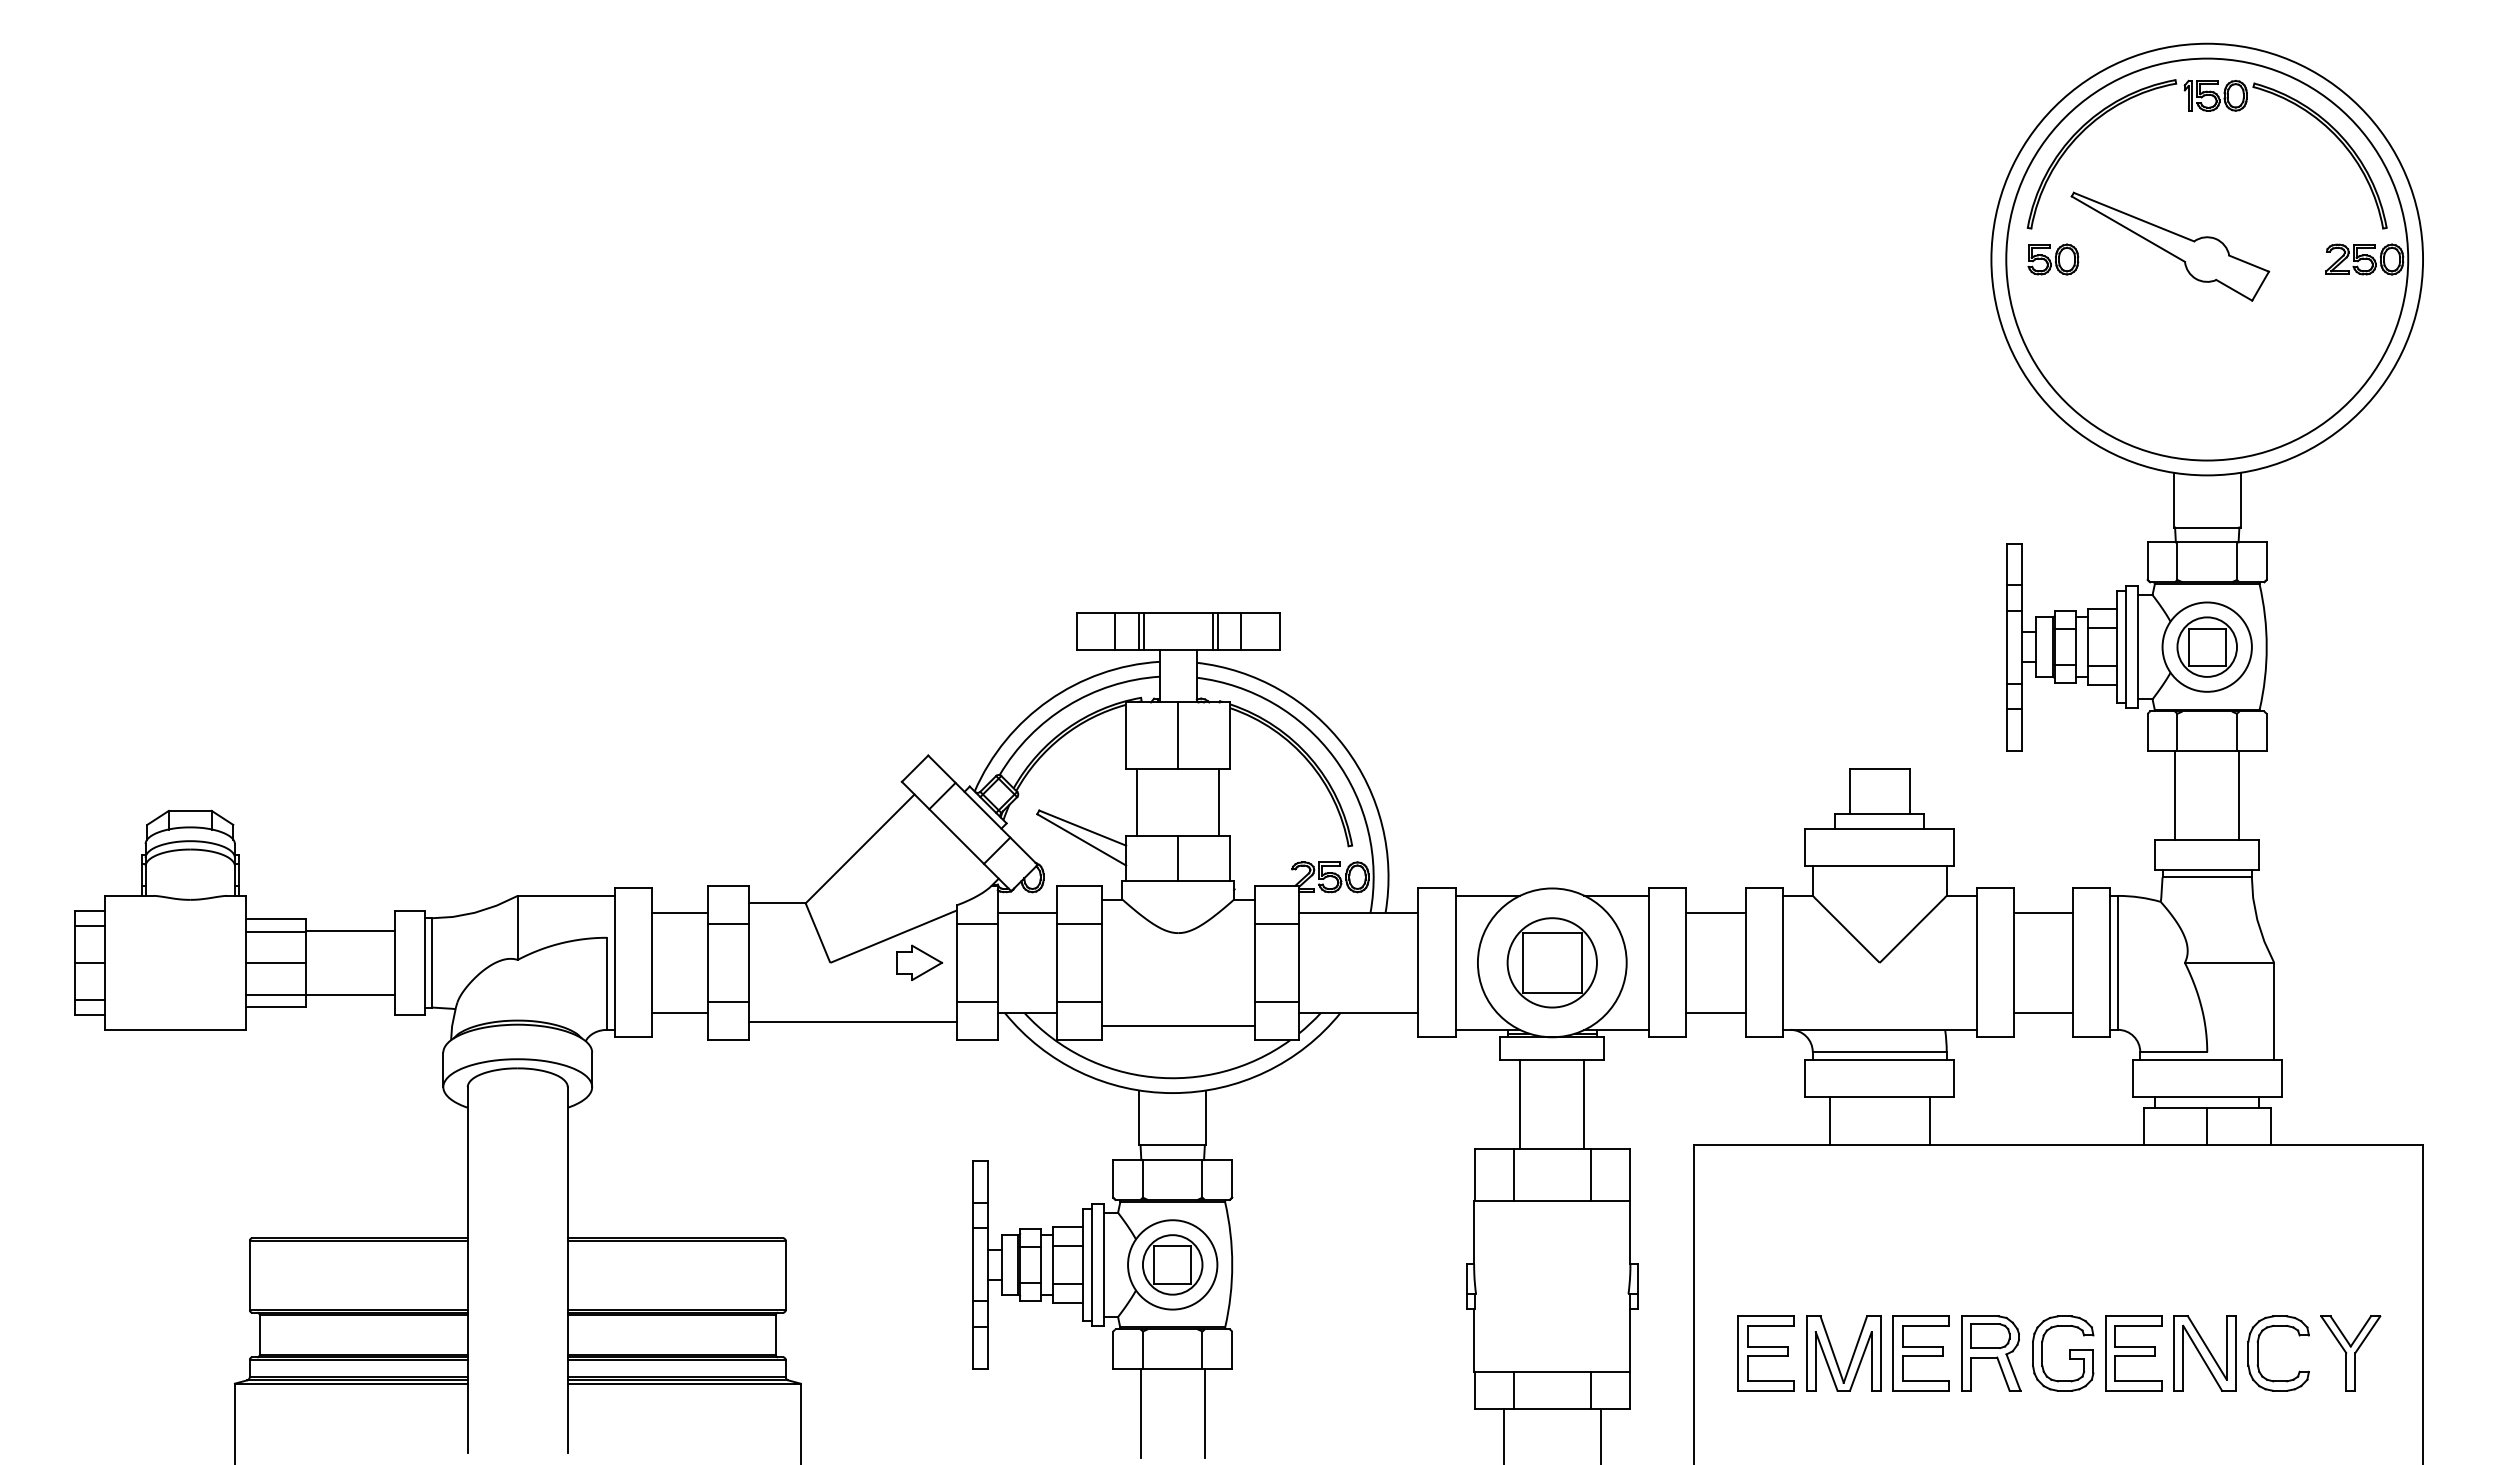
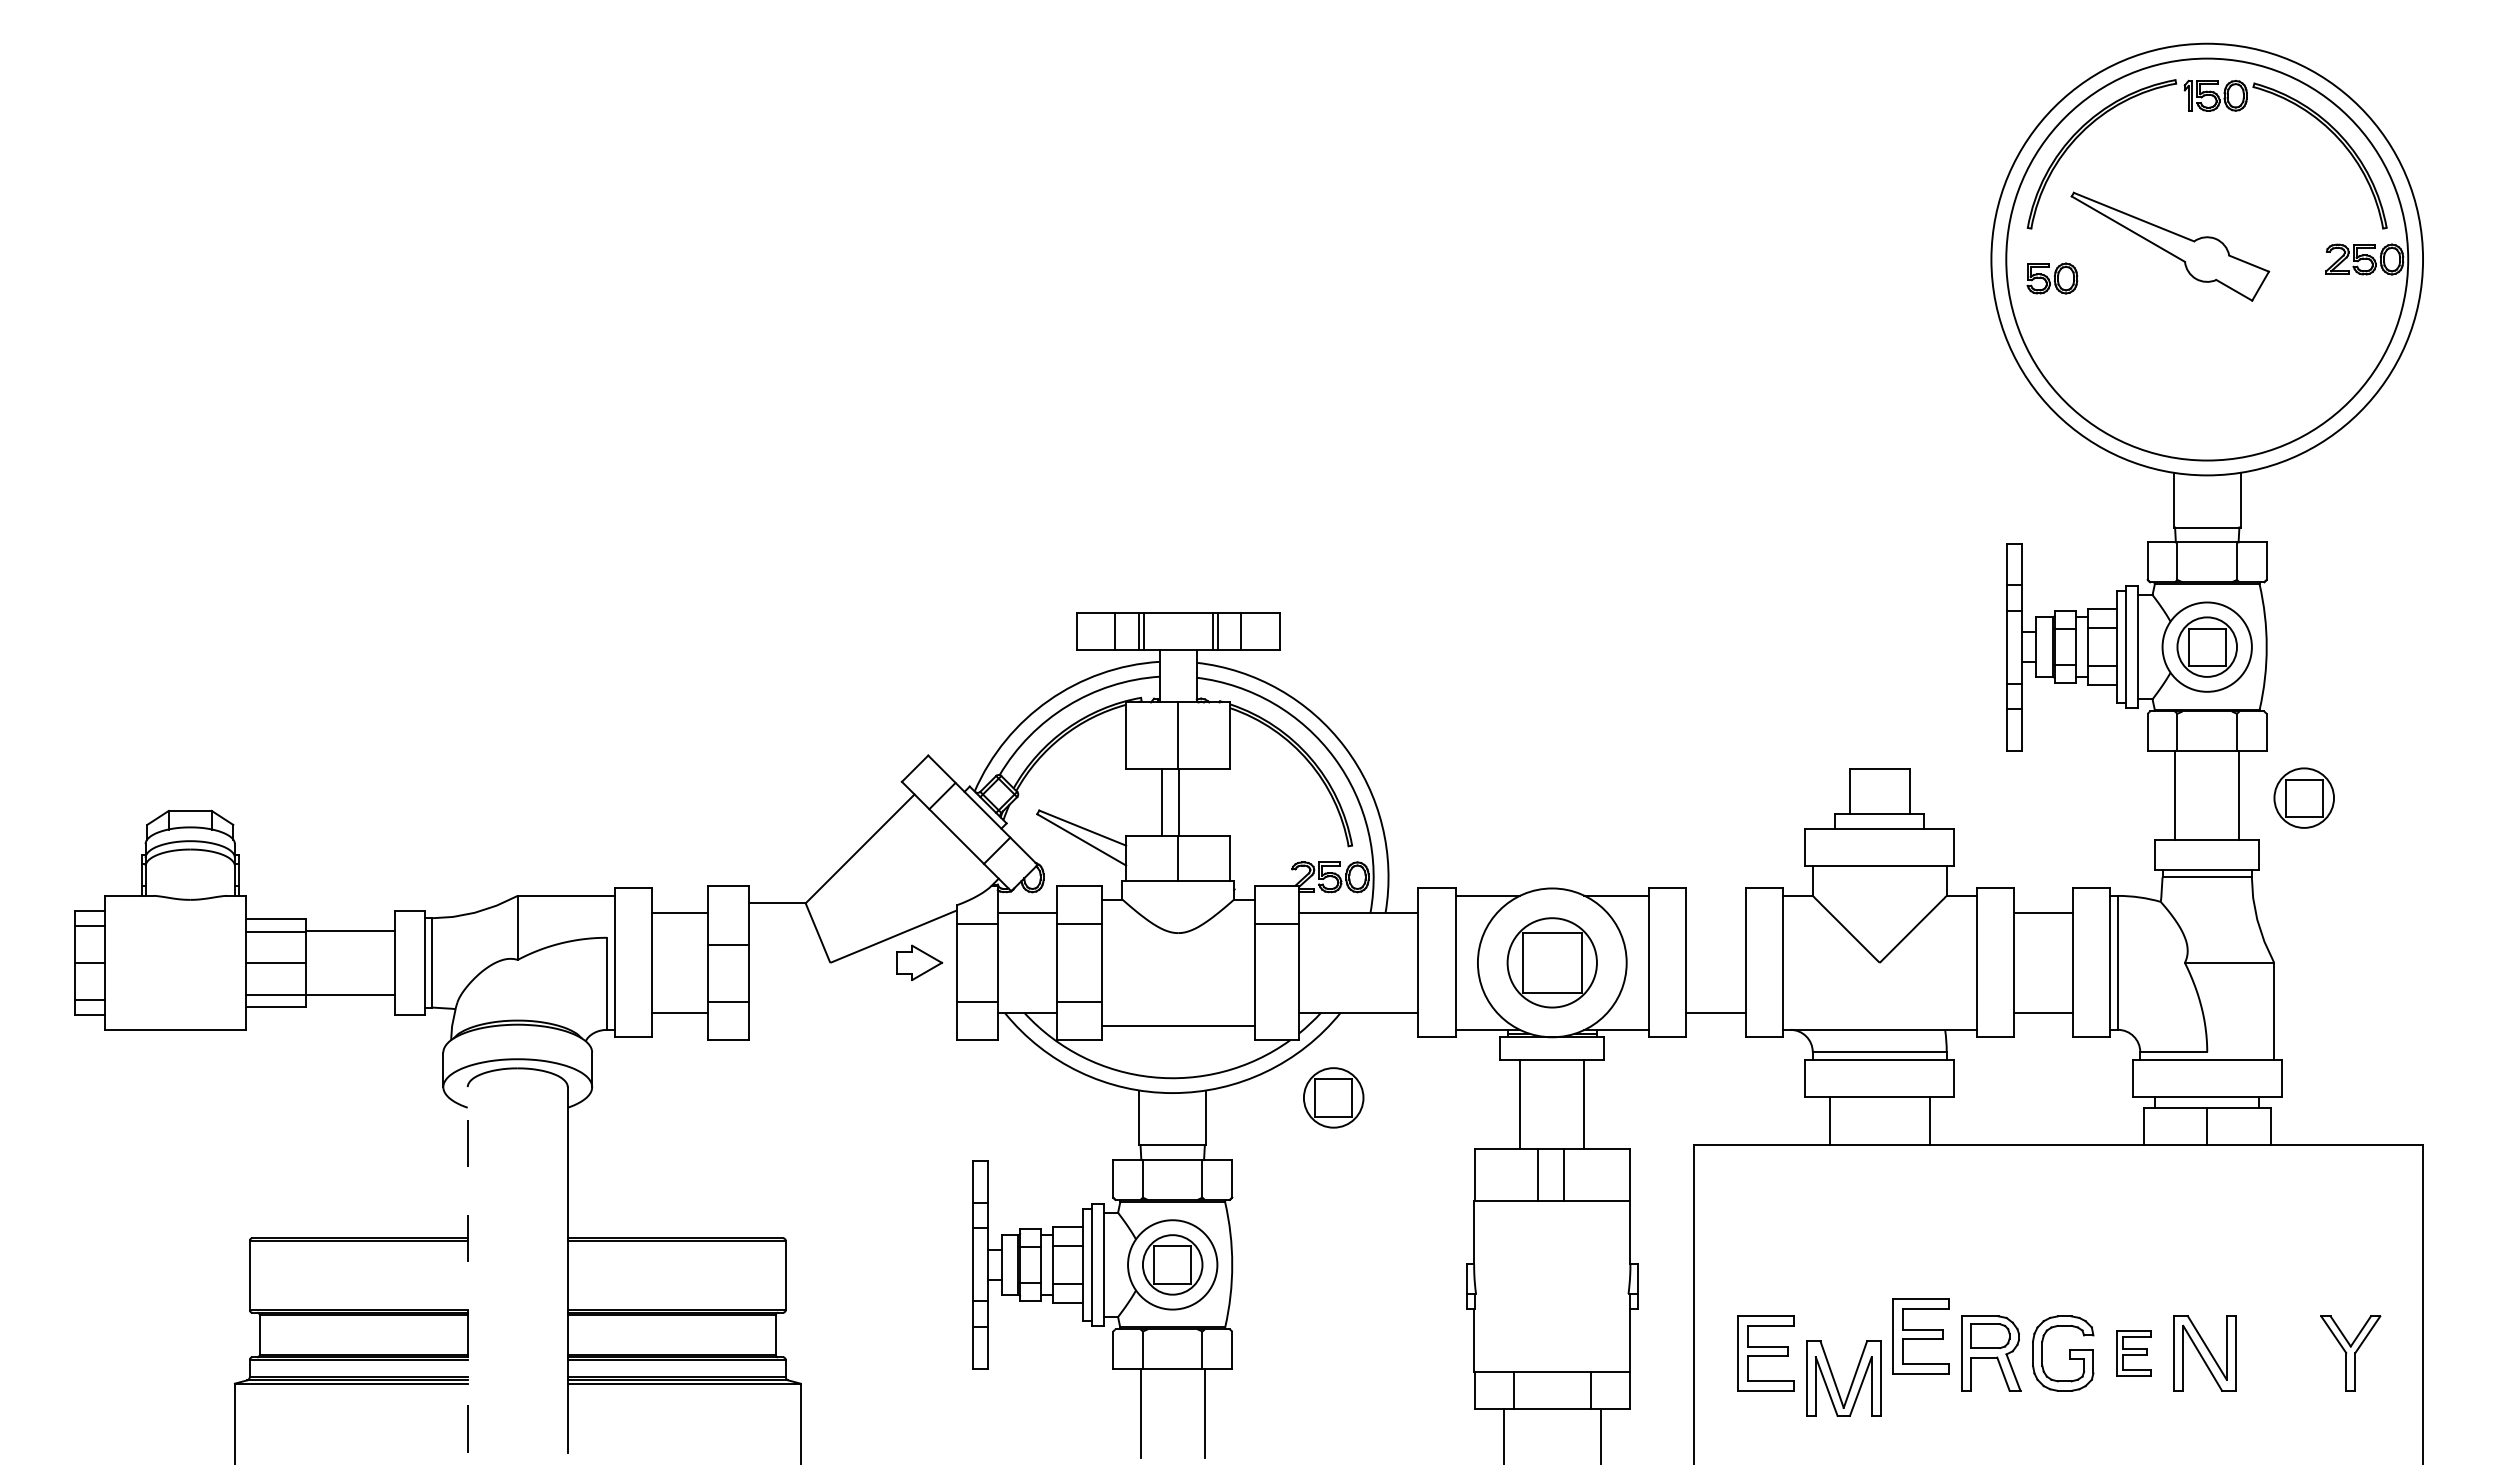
part position: (2053, 259) -> (2052, 278) (2052, 278)
part: none -> present (2303, 797)
line position: (1137, 802) -> (1162, 802) (1162, 802)
line position: (1219, 802) -> (1179, 802) (1179, 802)
line: present -> none (1715, 912)
line position: (727, 924) -> (727, 945) (727, 945)
line: present -> none (1276, 1001)
line: present -> none (852, 1022)
part: none -> present (1333, 1097)
line position: (1513, 1174) -> (1537, 1174) (1537, 1174)
line position: (1590, 1174) -> (1563, 1174) (1563, 1174)
line: solid -> dashed (467, 1270)
part position: (1920, 1353) -> (1920, 1336) (1920, 1336)
part size: 58x77 px -> 36x47 px (2133, 1353)
part: present -> none (2258, 1353)
part position: (1835, 1355) -> (1835, 1380) (1835, 1380)
